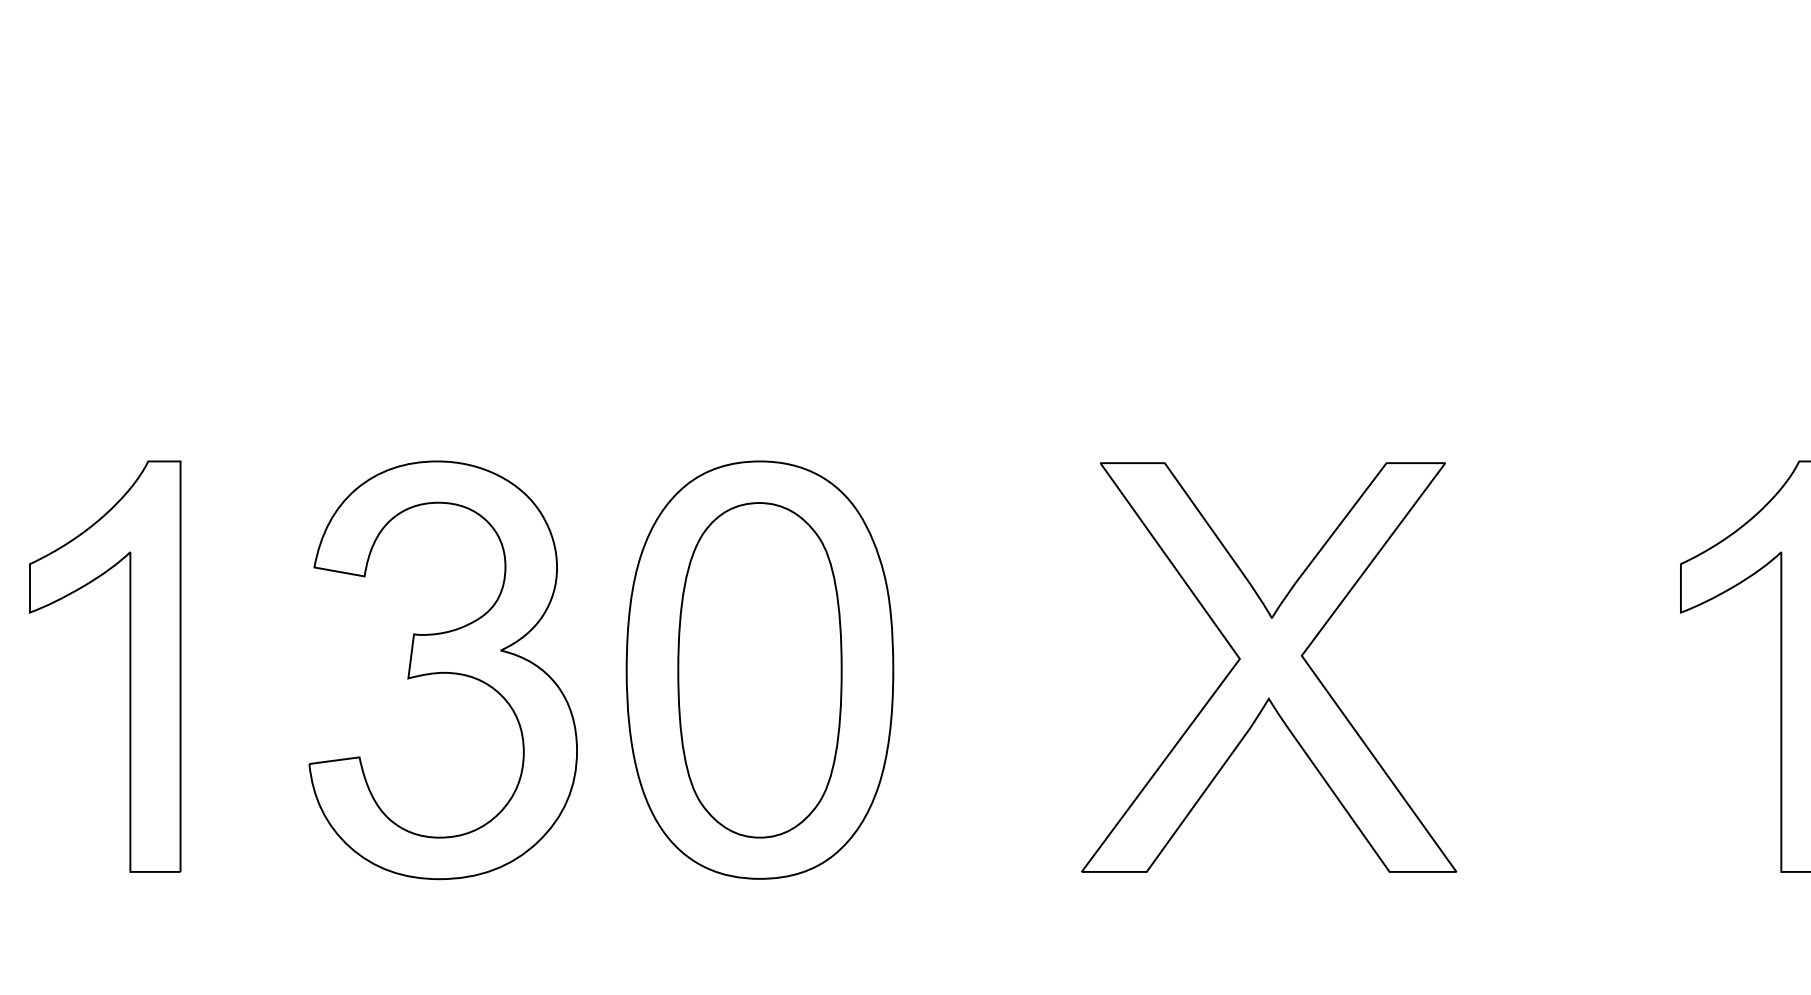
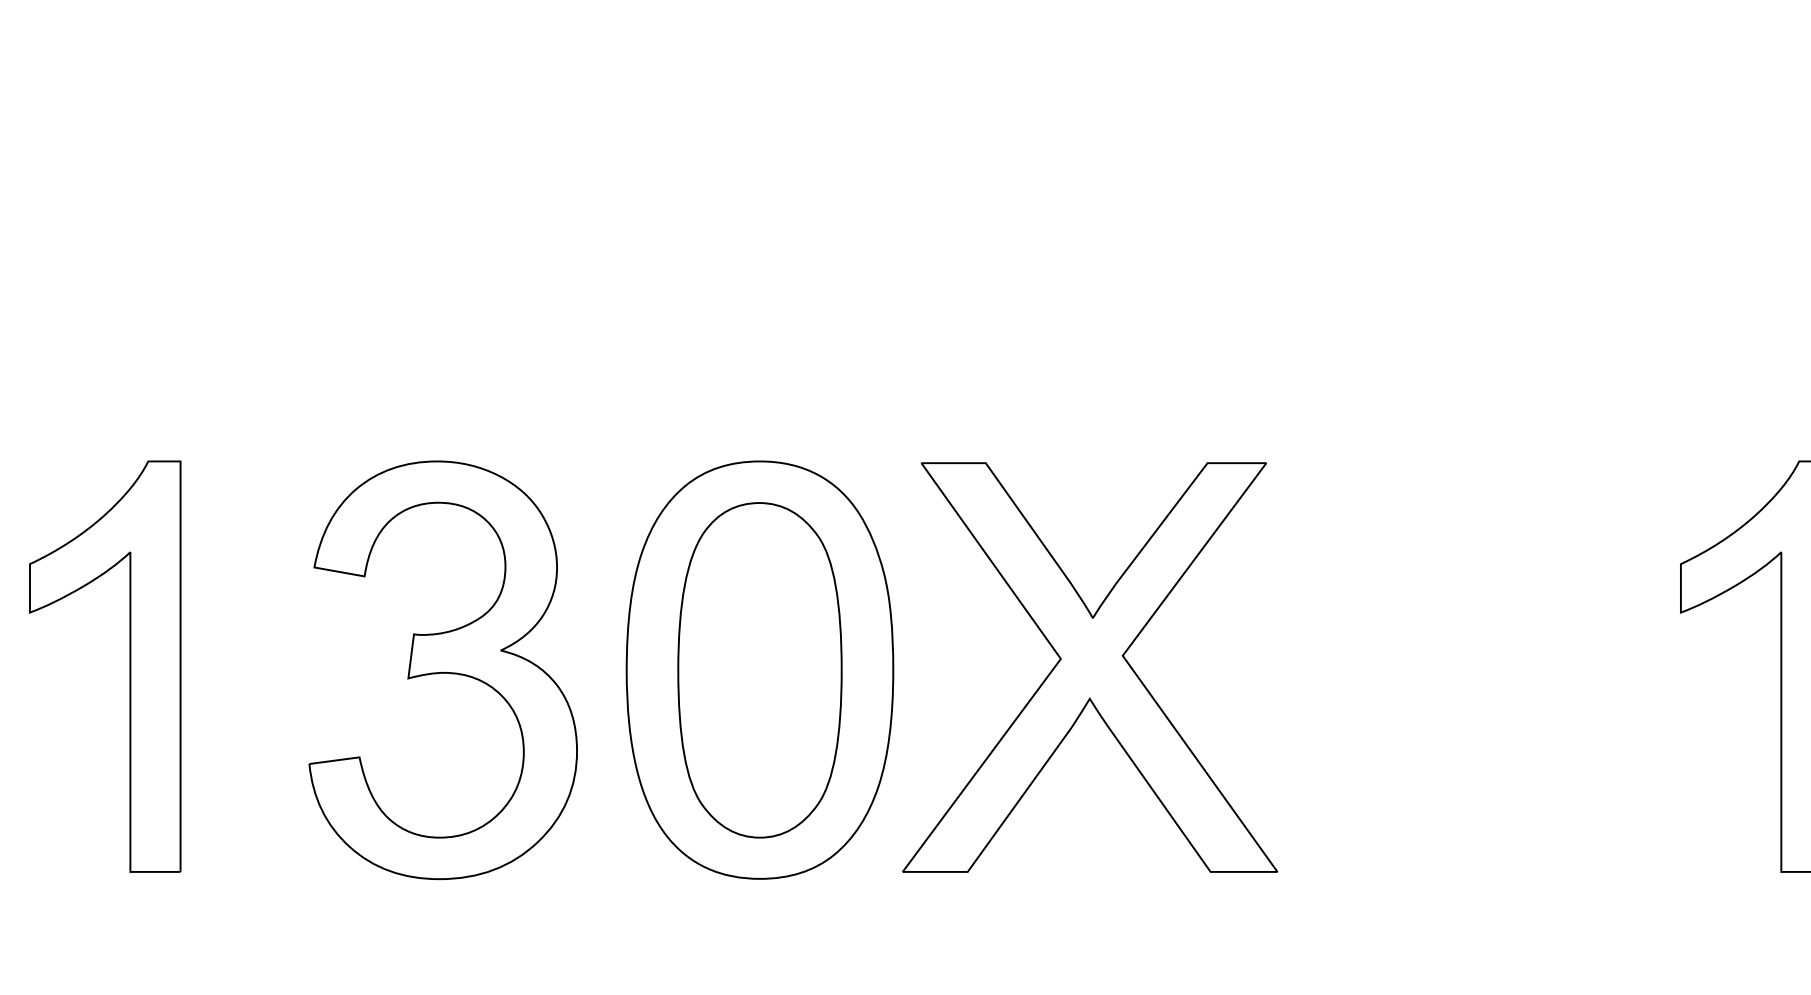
part position: (1269, 667) -> (1090, 667) (1090, 667)
